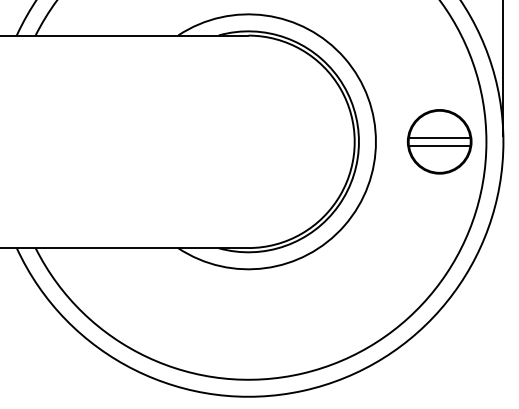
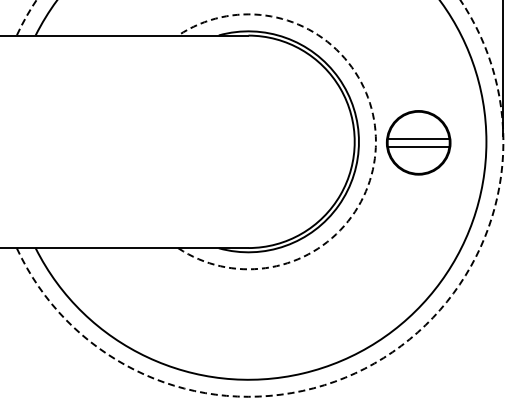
arc: solid -> dashed (375, 141)
part position: (439, 141) -> (418, 142) (418, 142)
arc: solid -> dashed (390, 353)
